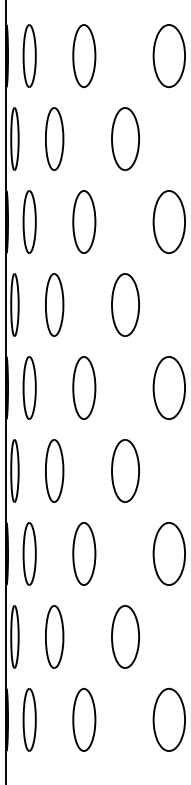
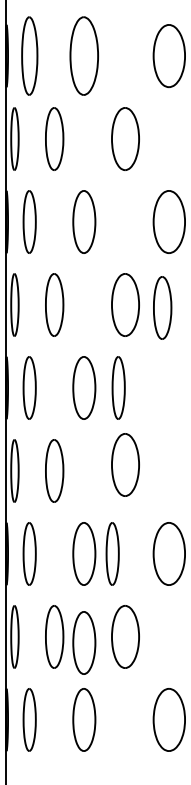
part size: 15x64 px -> 18x80 px (29, 55)
part size: 25x64 px -> 30x80 px (83, 55)
part: none -> present (162, 307)
part: none -> present (118, 387)
part: present -> none (168, 387)
part position: (125, 470) -> (125, 464) (125, 464)
part: none -> present (112, 553)
part: none -> present (84, 642)
